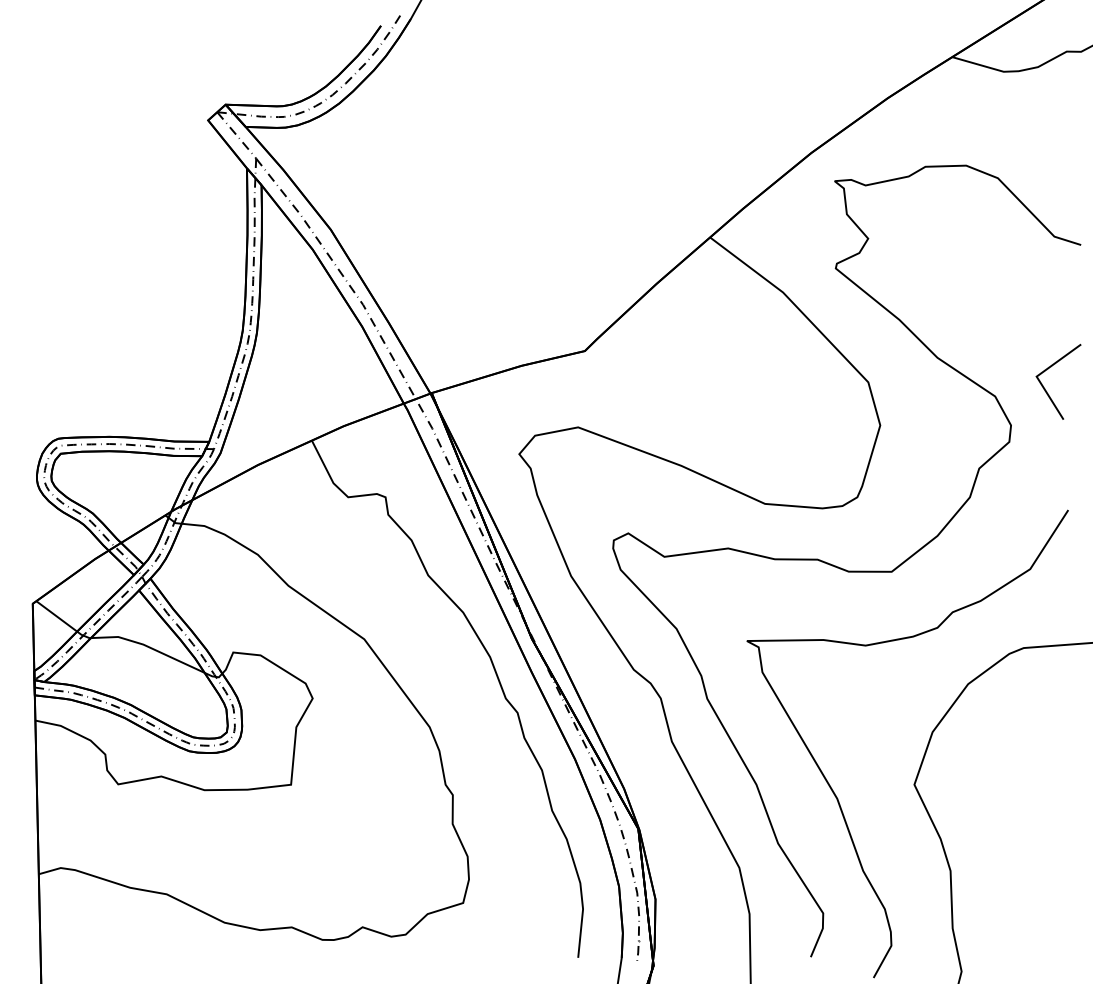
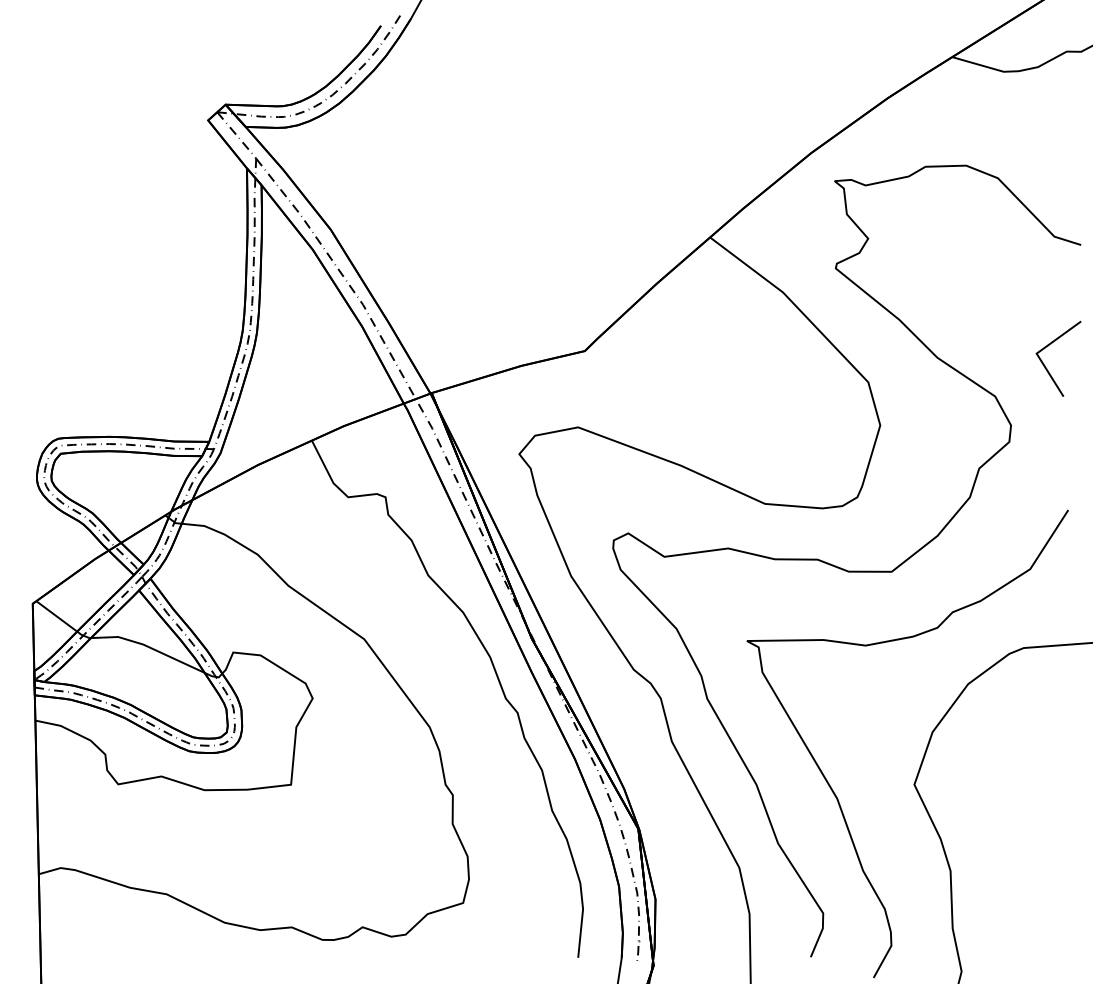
line position: (1045, 388) -> (1045, 365) (1045, 365)
